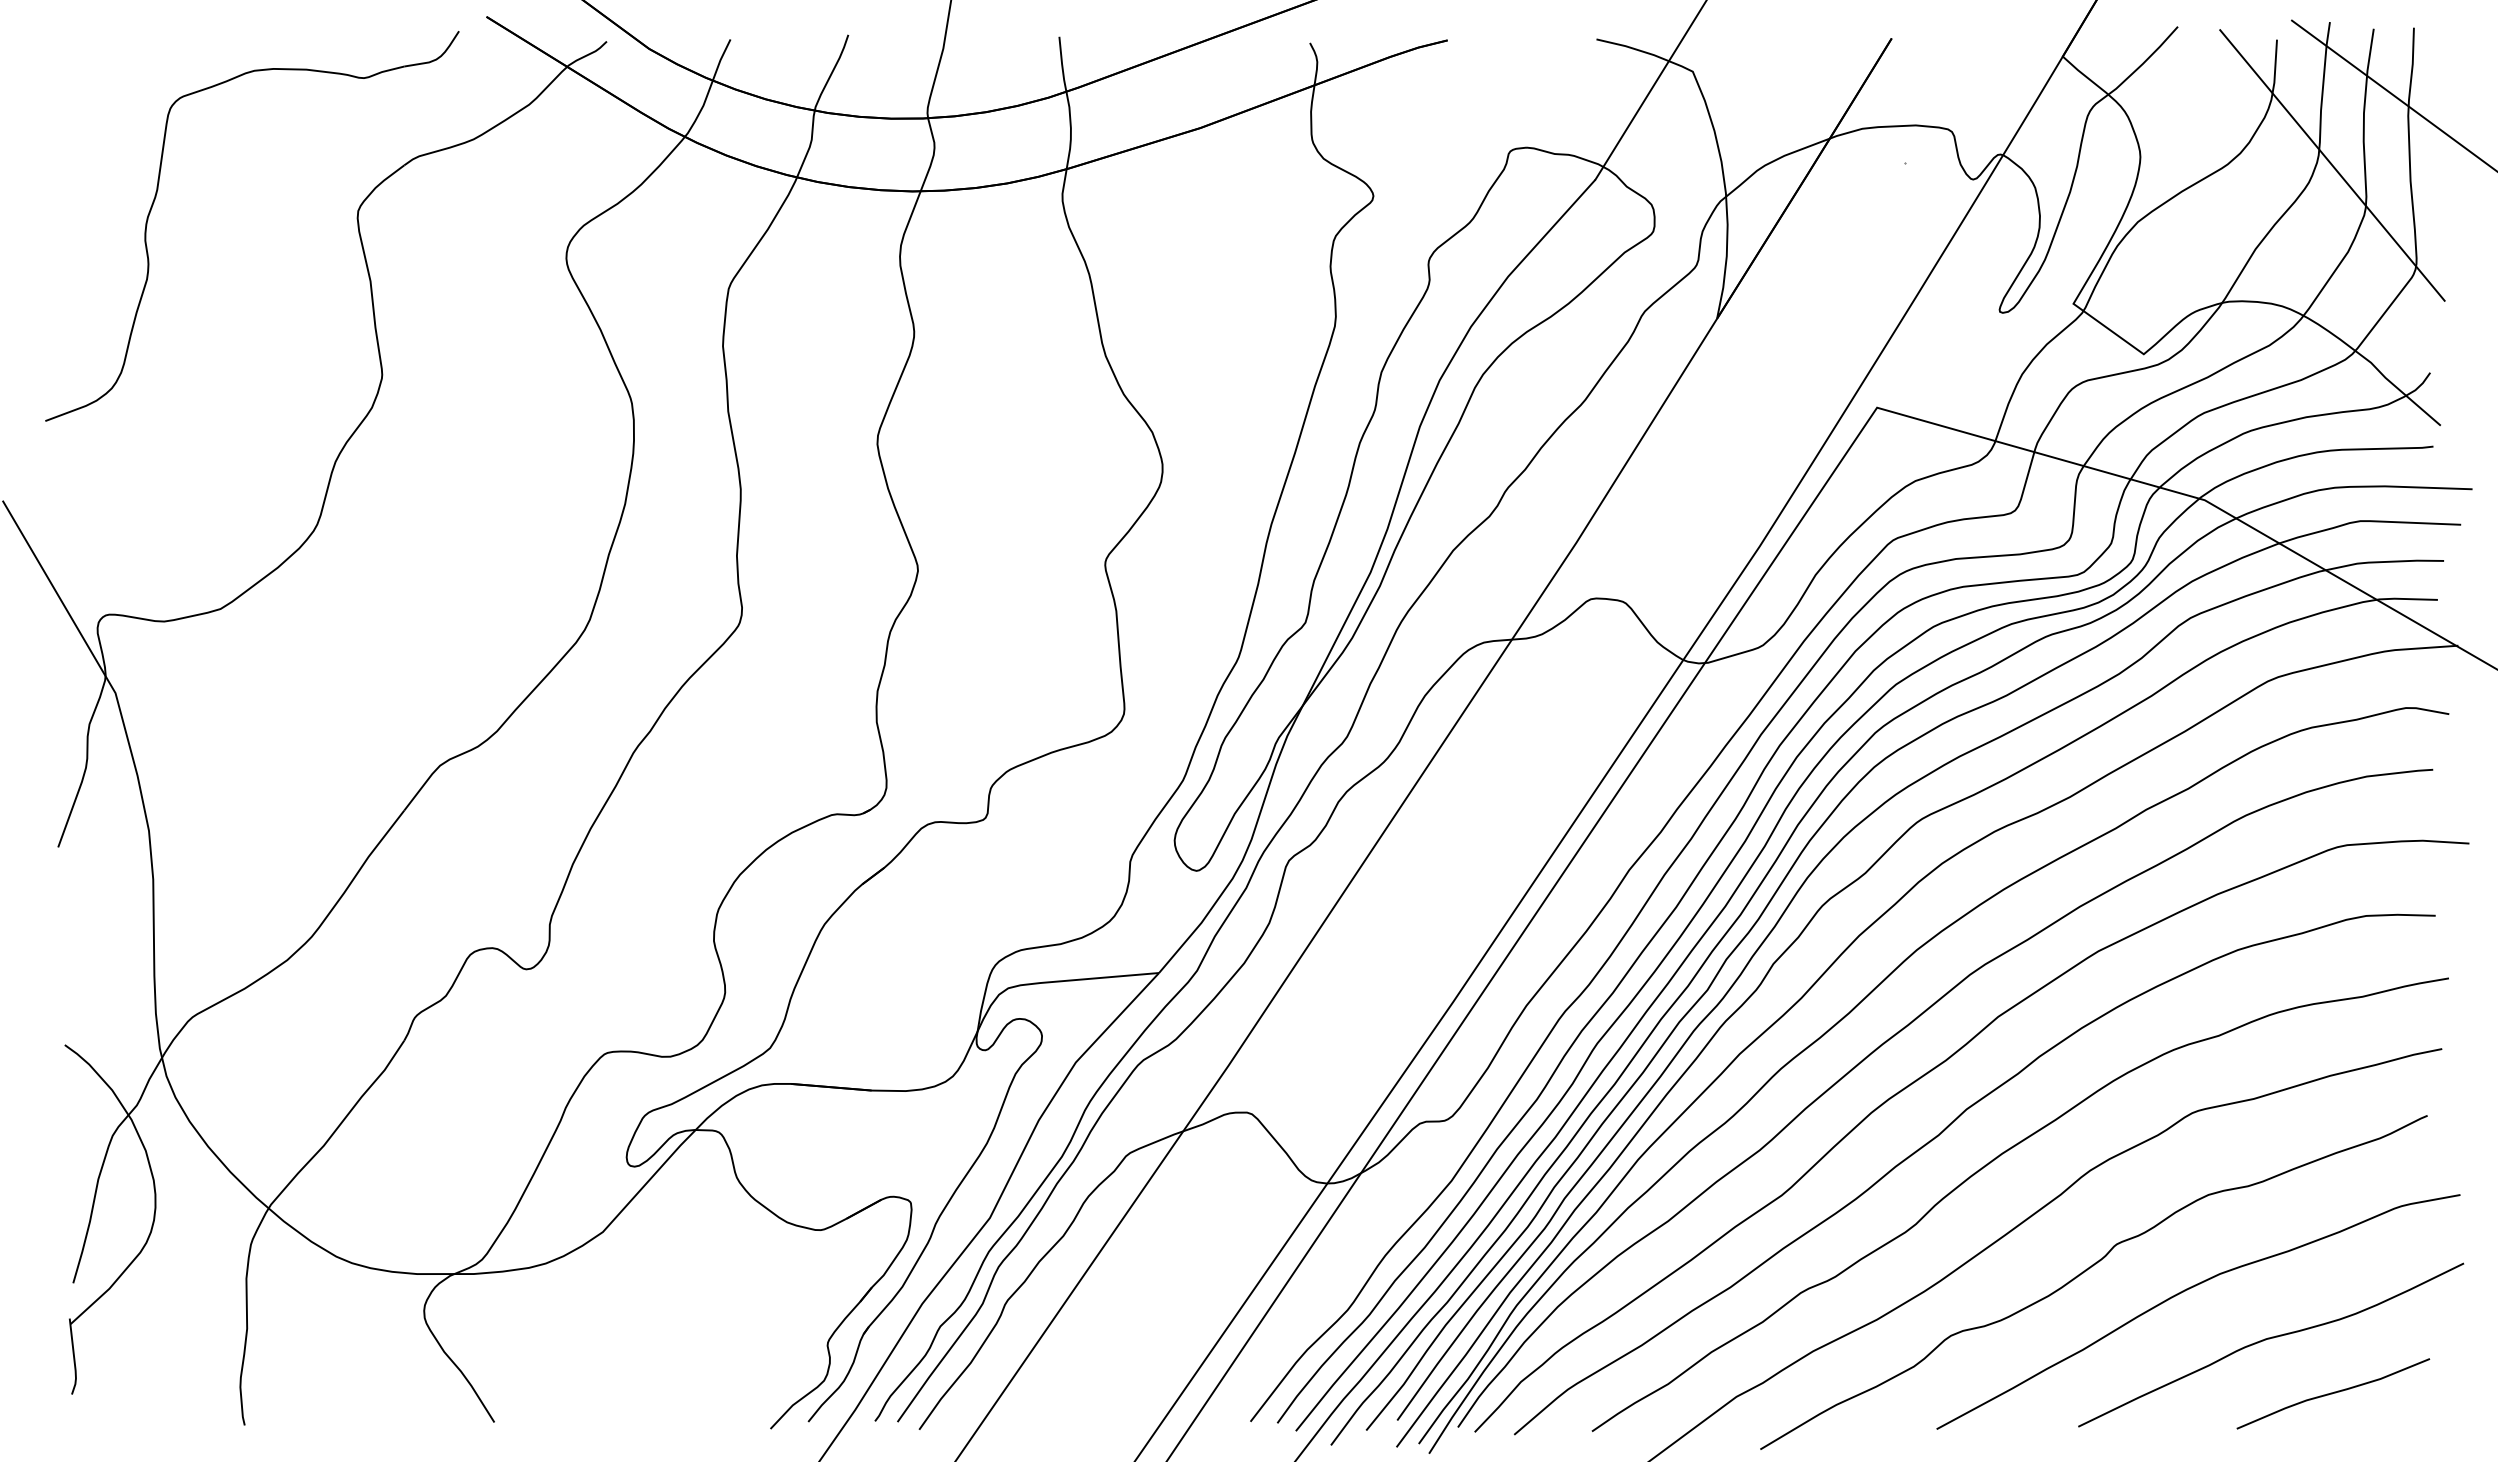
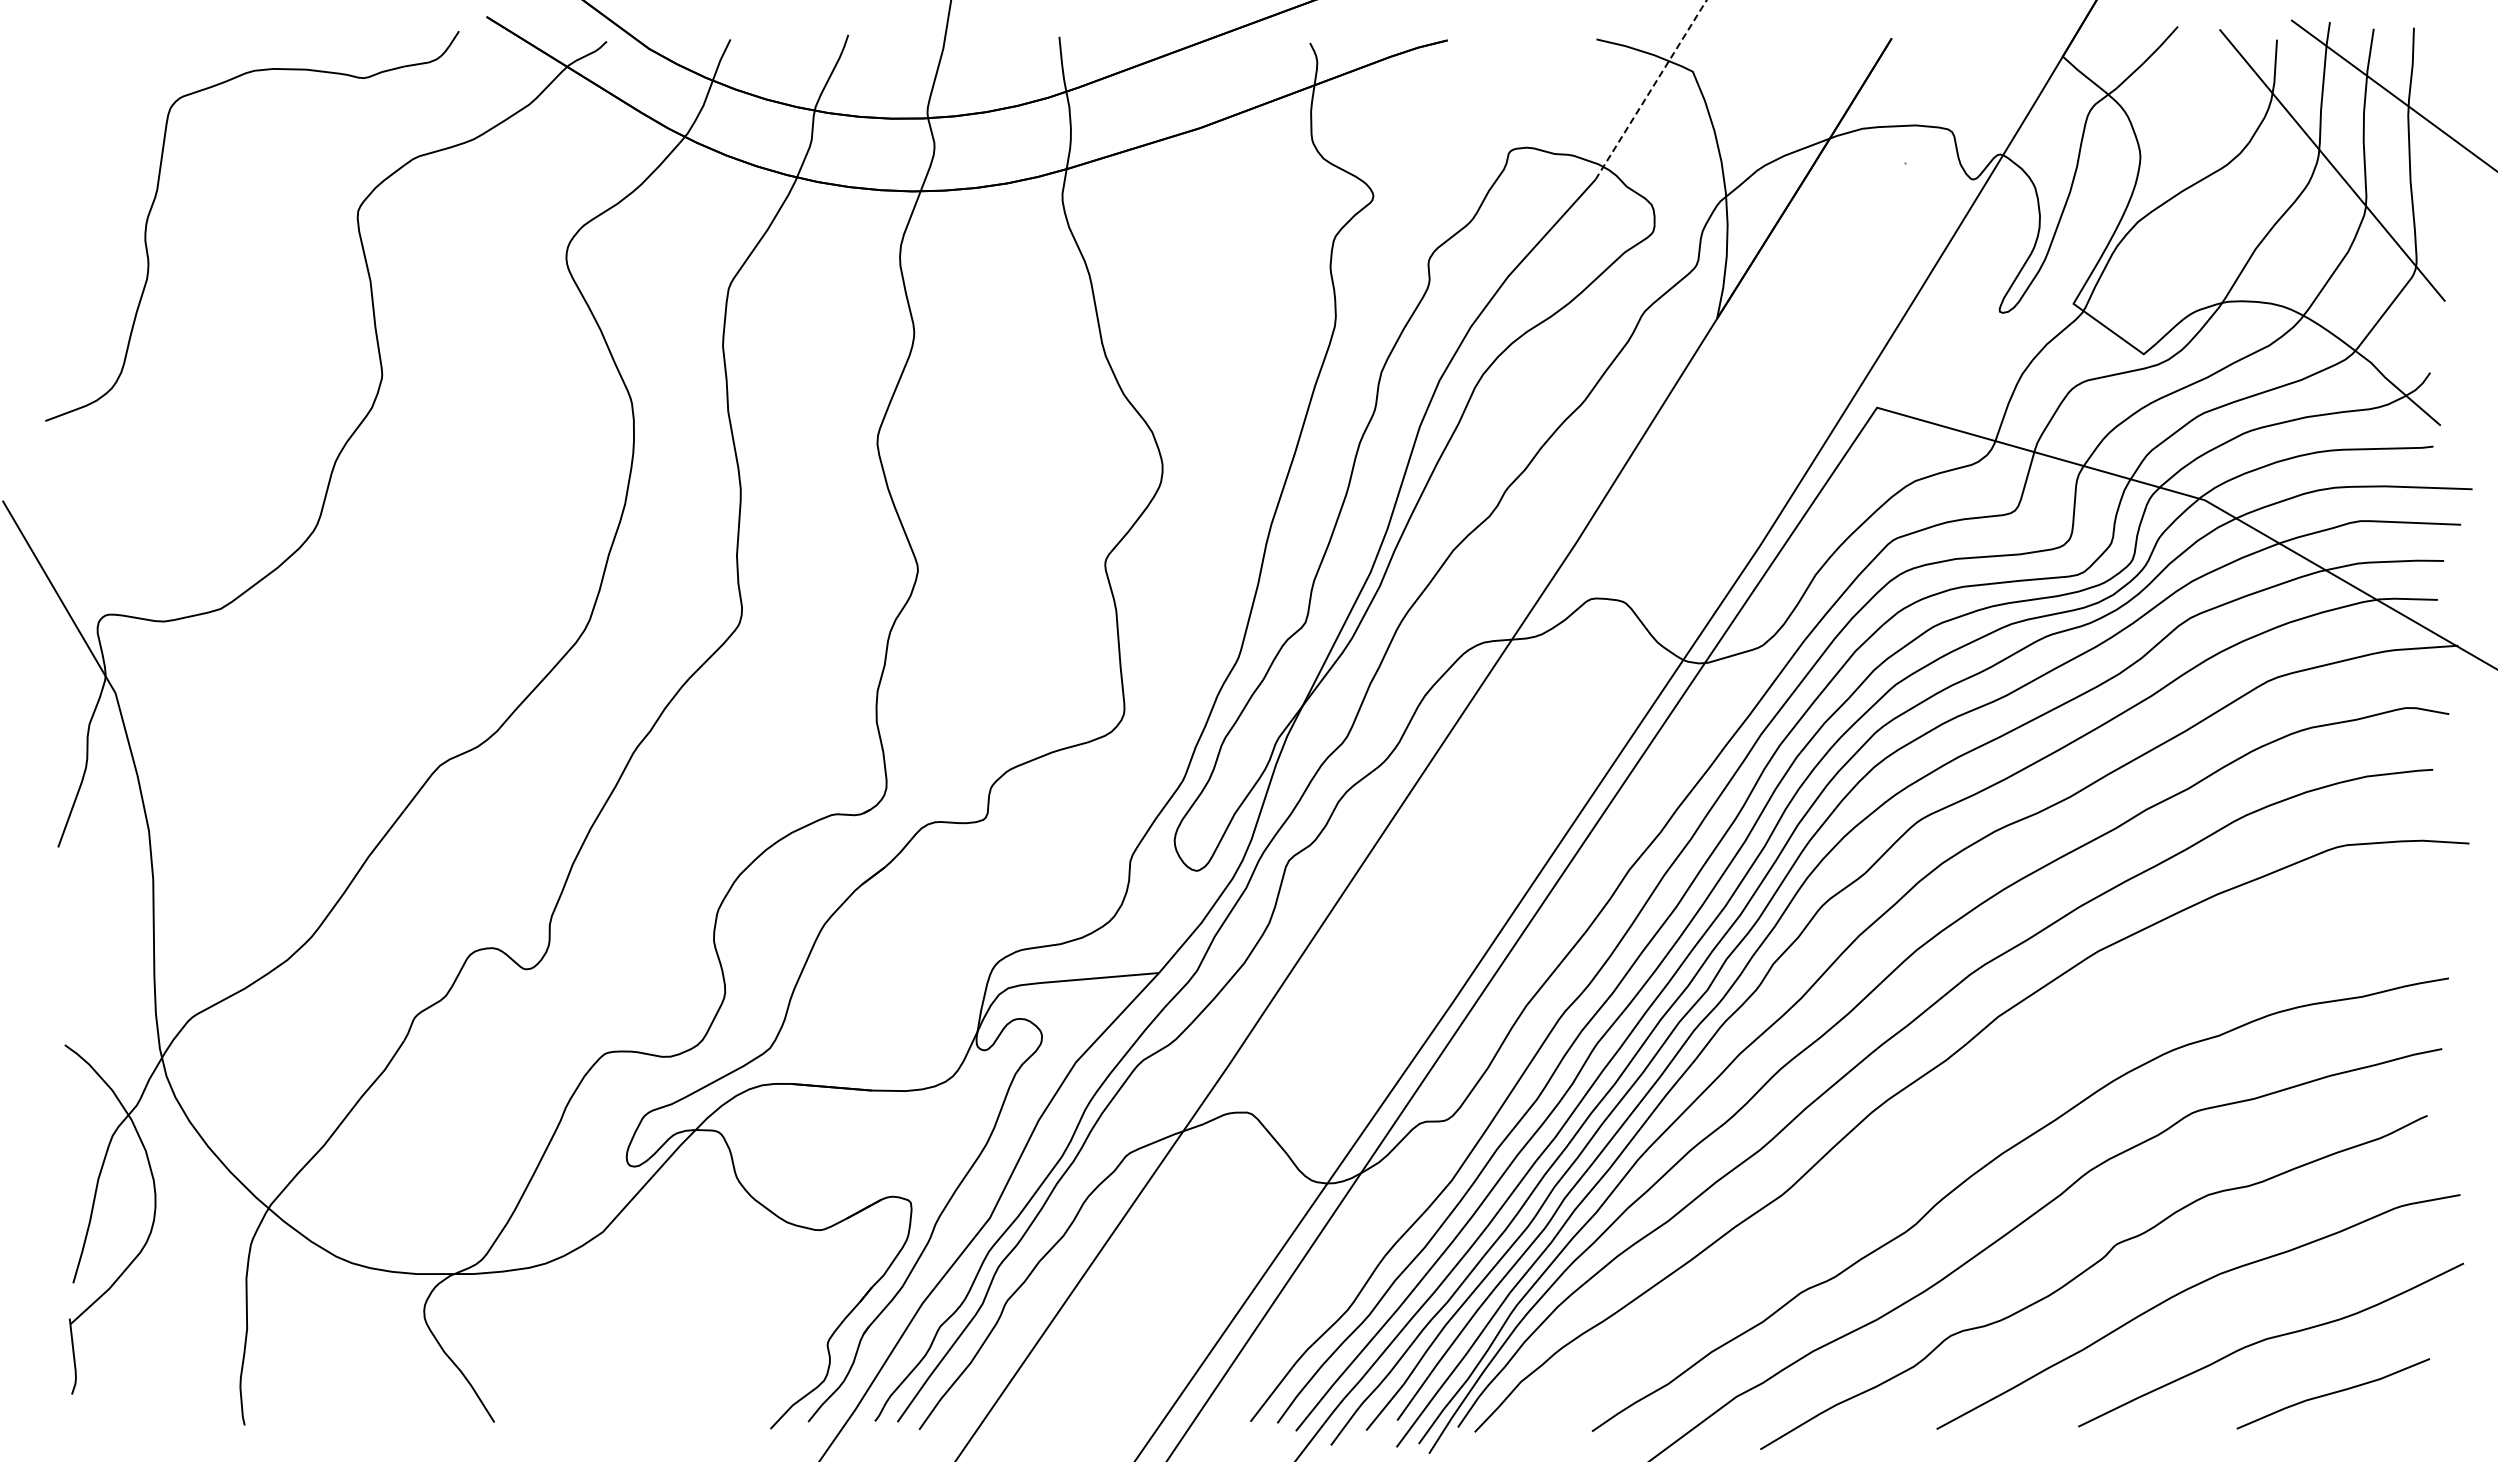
line: solid -> dashed (1651, 89)
curve: present -> none (1943, 1132)
